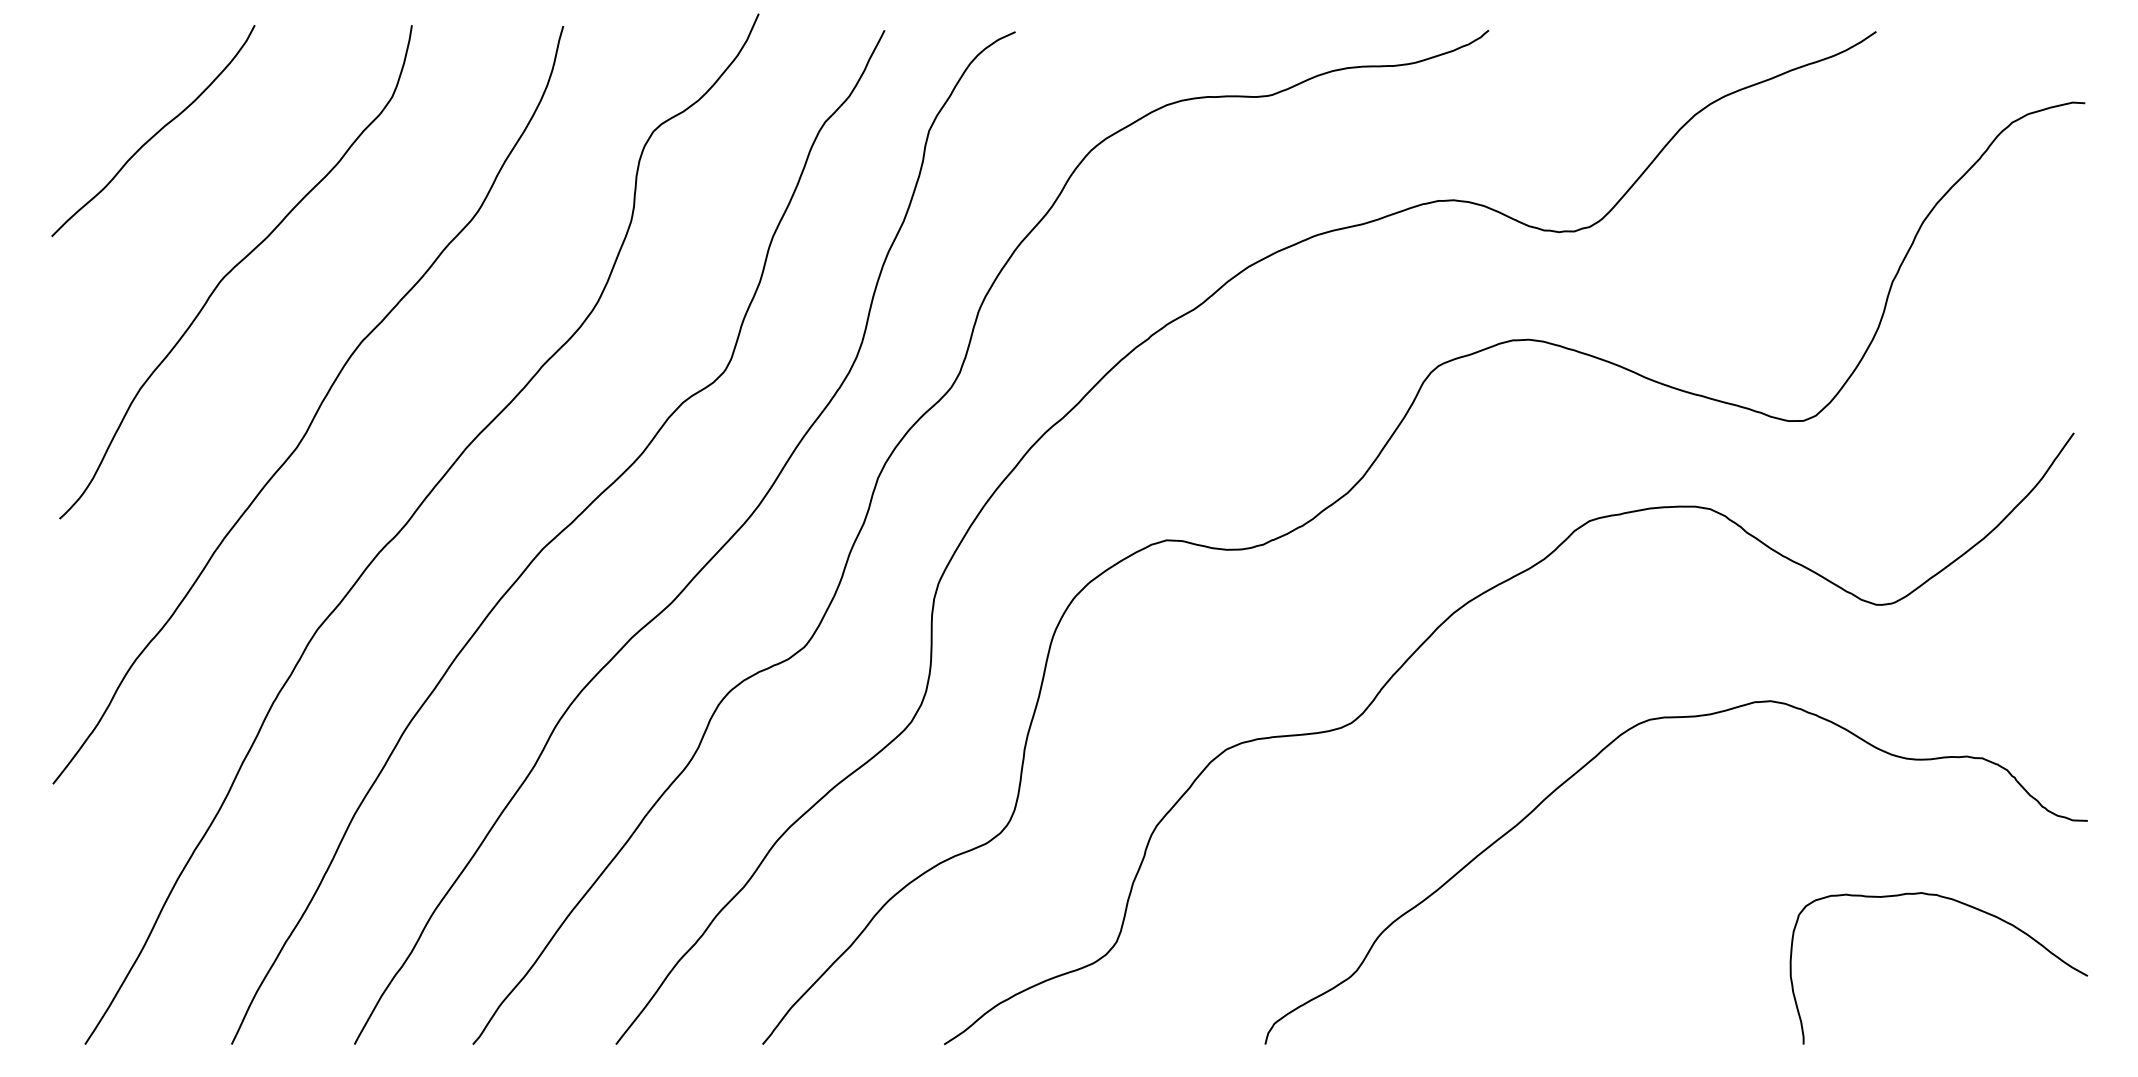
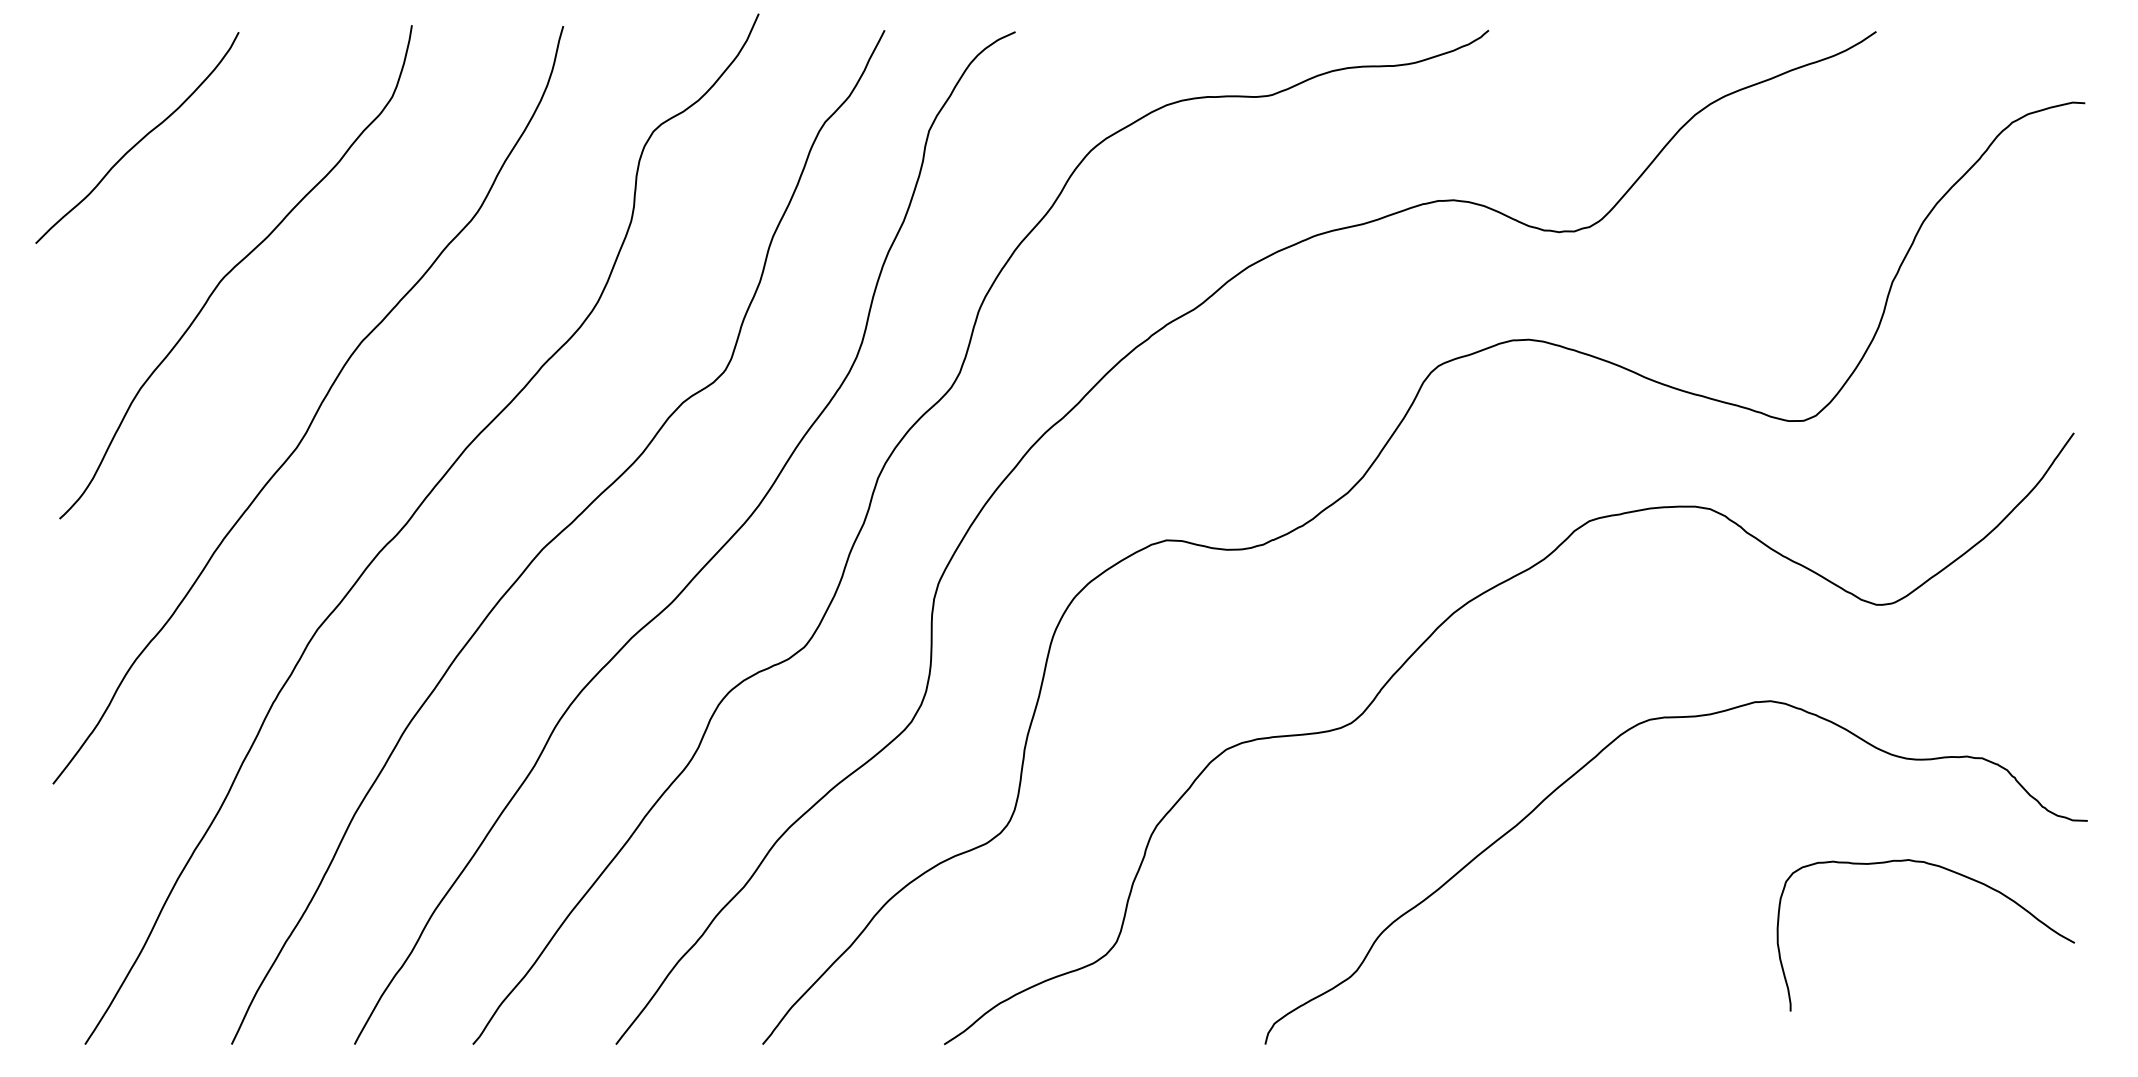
curve position: (156, 132) -> (140, 139) (140, 139)
curve position: (1962, 904) -> (1949, 871) (1949, 871)
